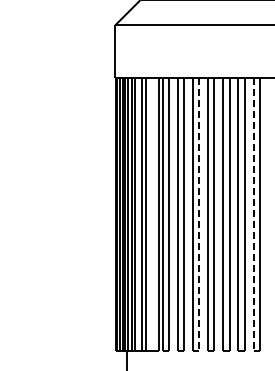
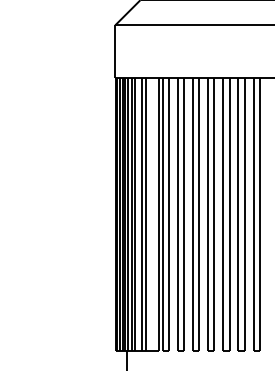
line: dashed -> solid (199, 214)
line: dashed -> solid (253, 214)
